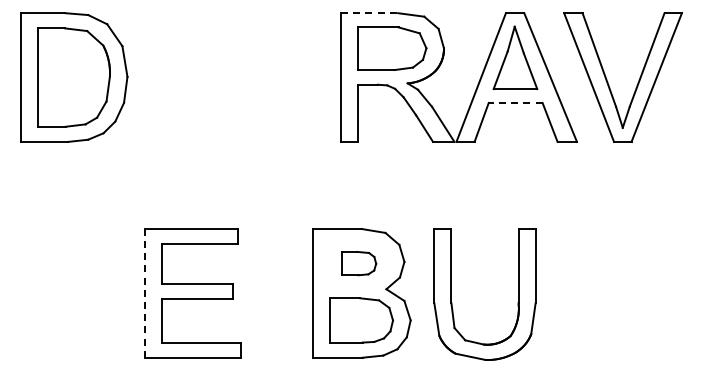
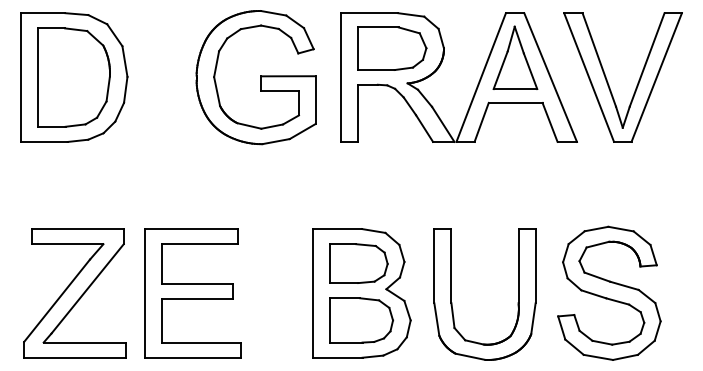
line: dashed -> solid (369, 13)
part: none -> present (255, 77)
line: dashed -> solid (515, 102)
part size: 37x26 px -> 60x41 px (358, 263)
line: dashed -> solid (144, 292)
part: none -> present (609, 292)
part: none -> present (74, 293)
